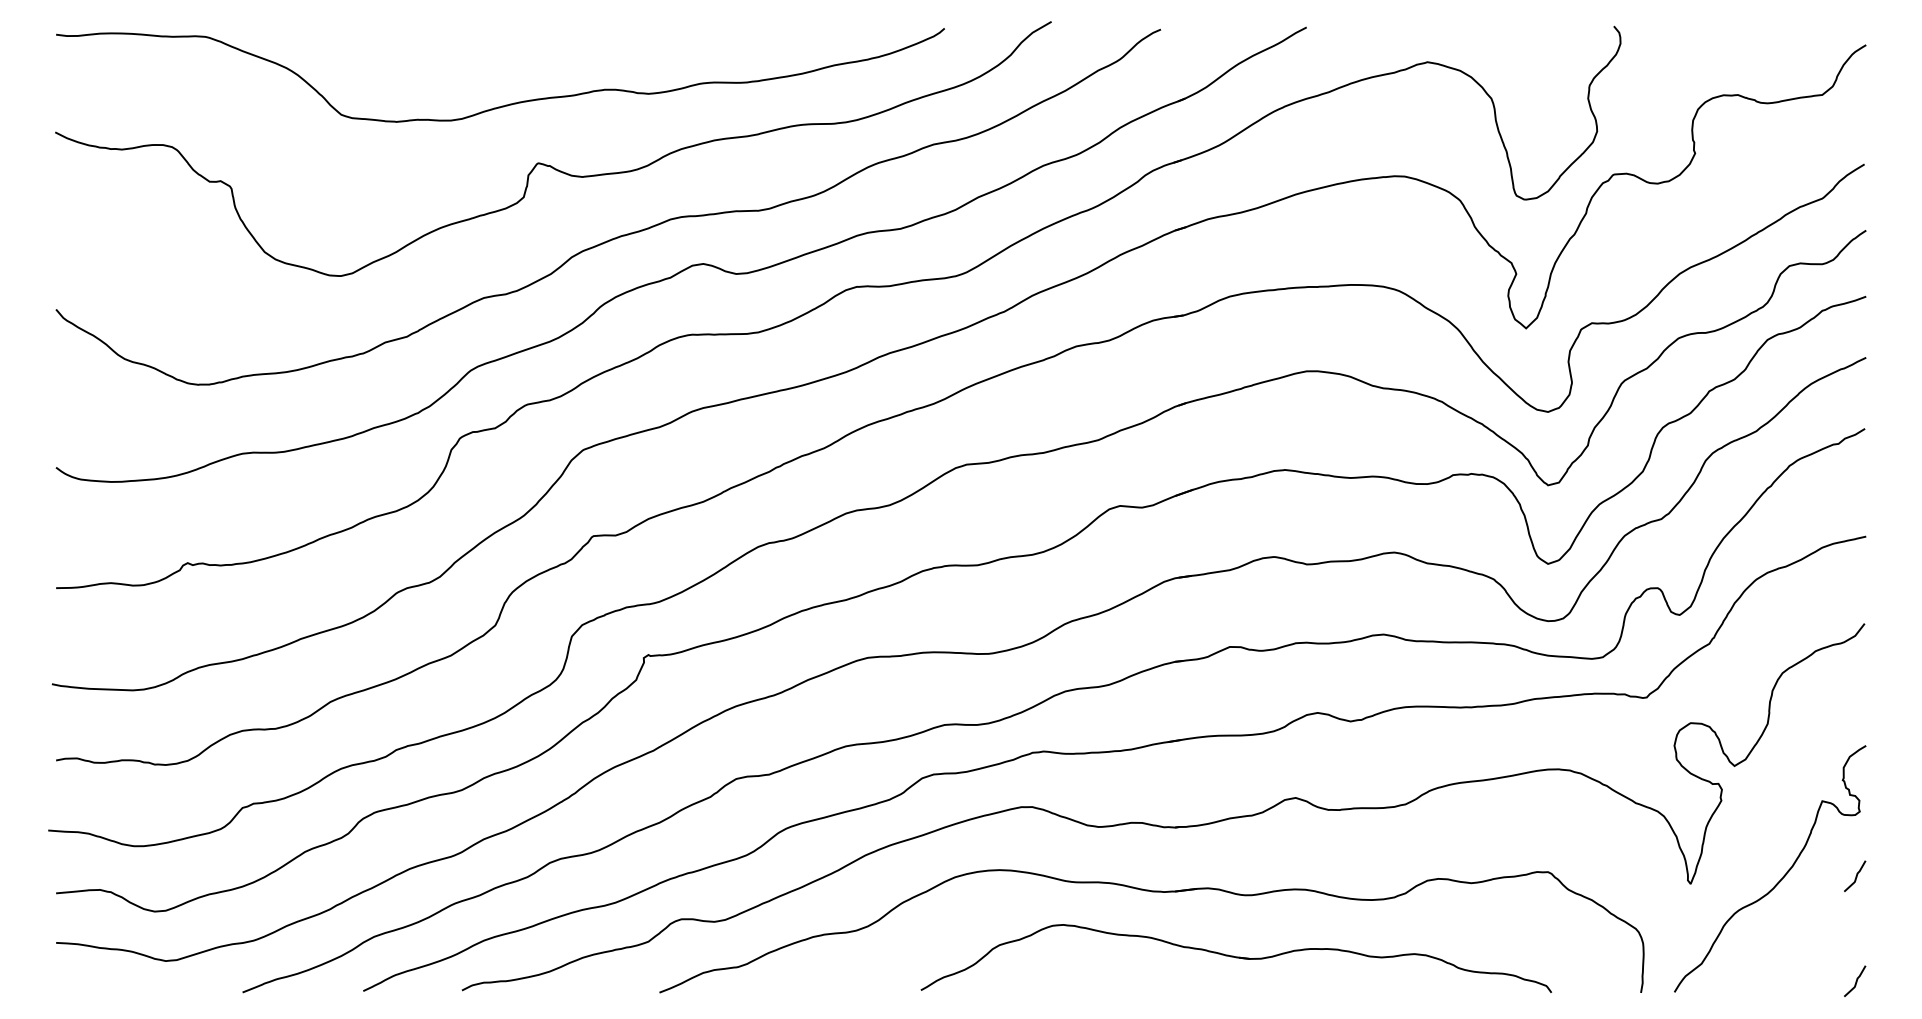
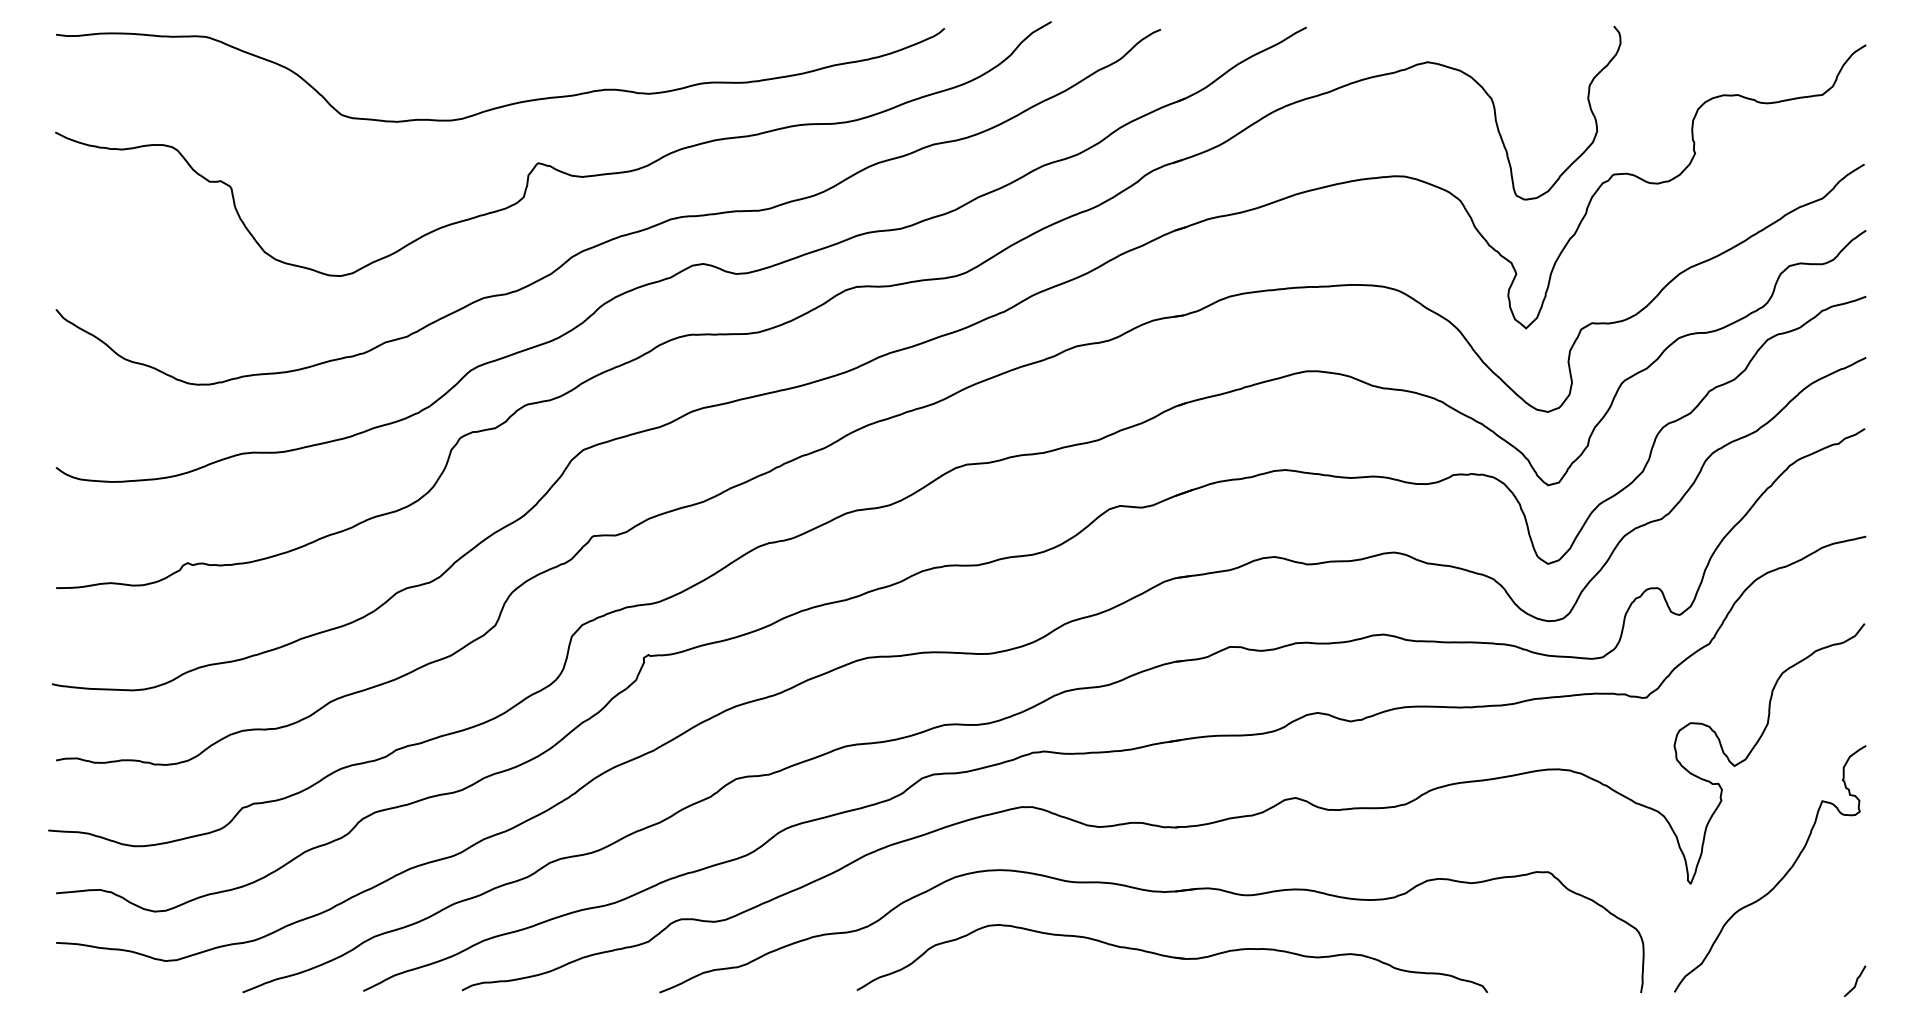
curve: present -> none (1856, 875)
part position: (1236, 958) -> (1172, 958) (1172, 958)
